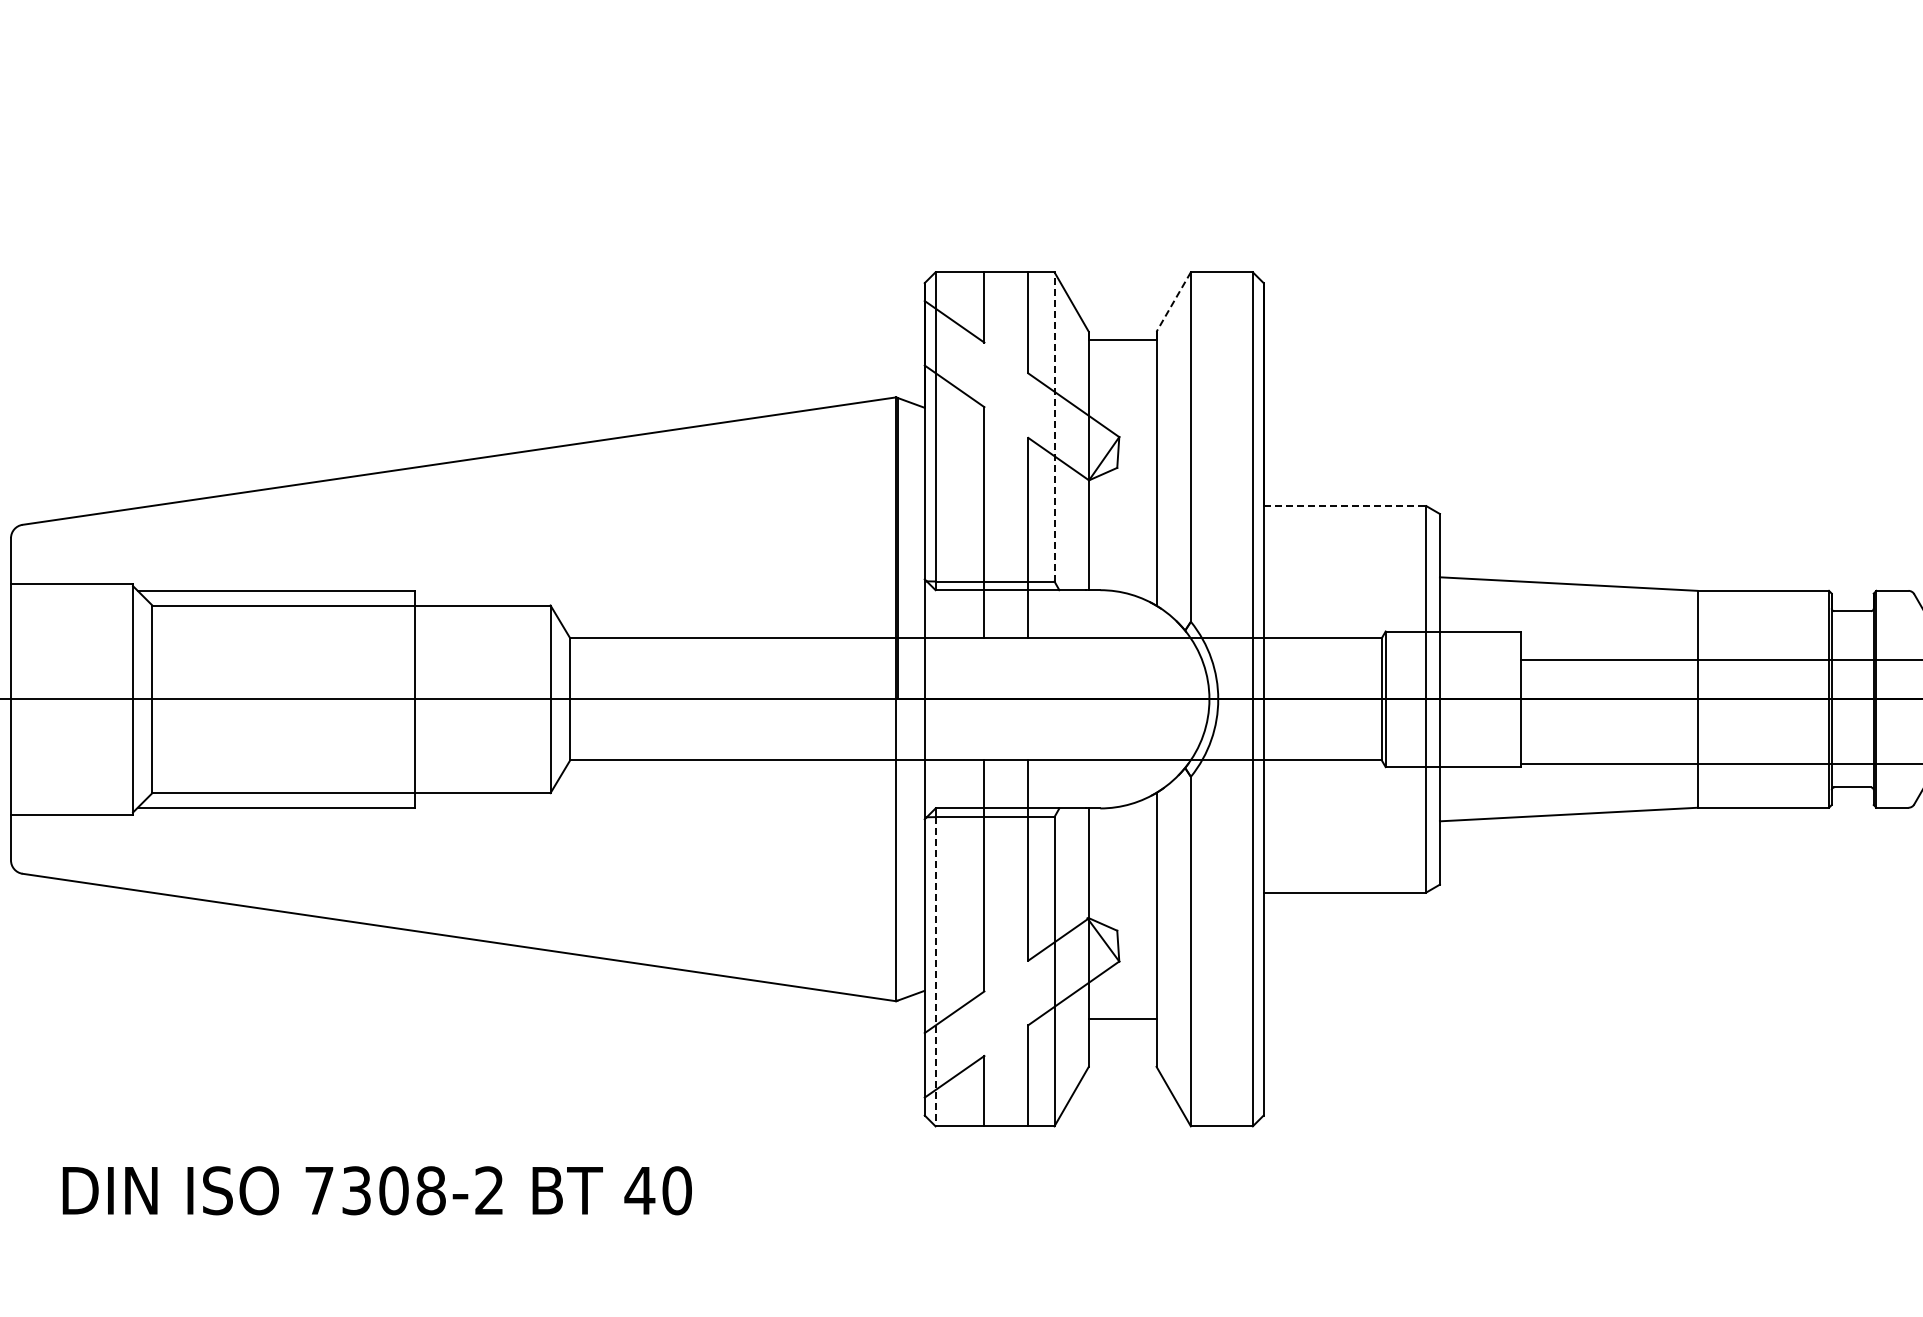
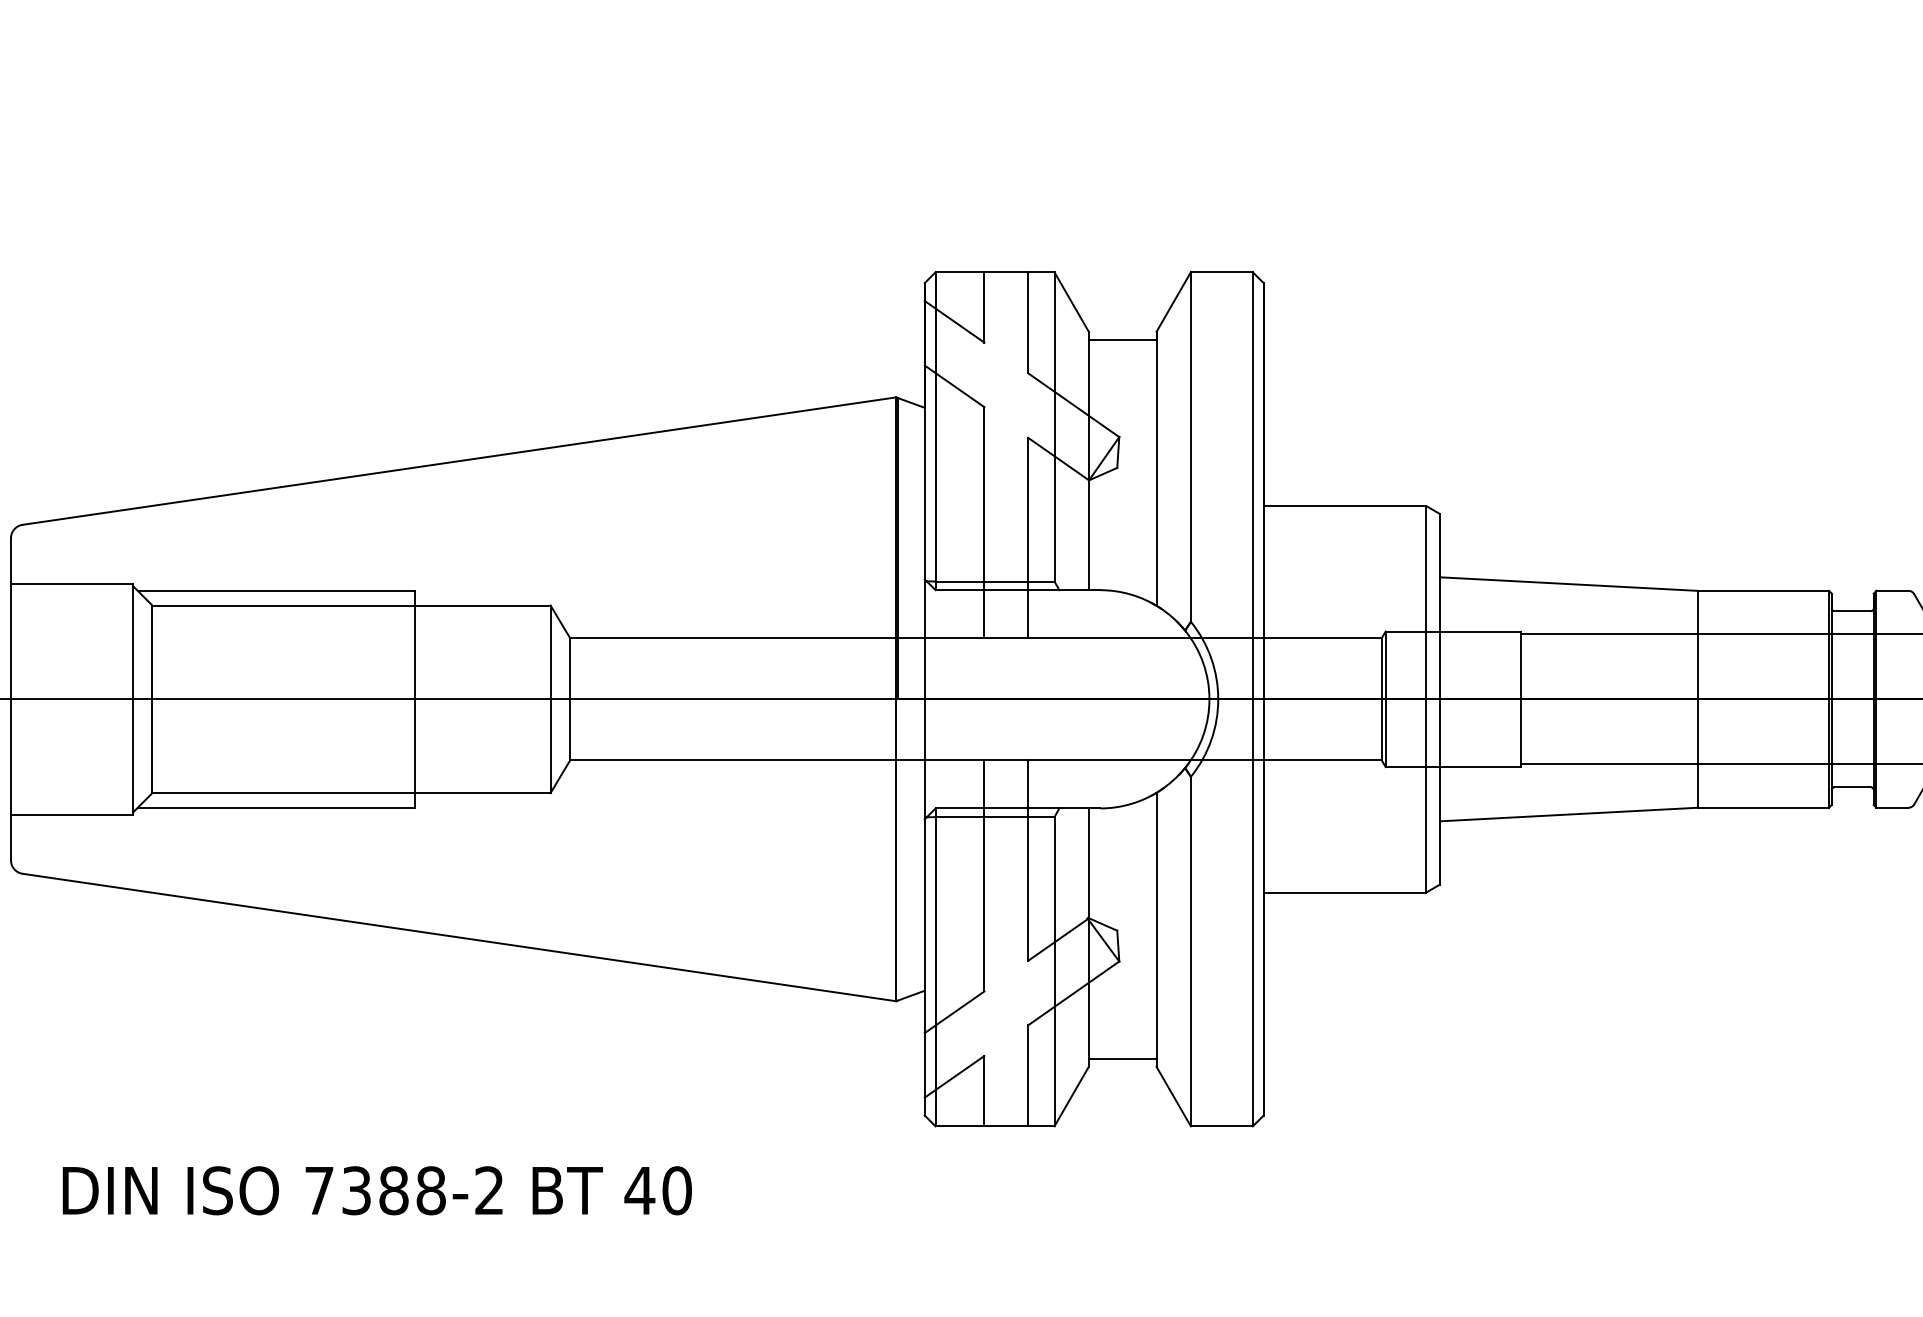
line: dashed -> solid (1173, 302)
line: dashed -> solid (1054, 426)
line: dashed -> solid (1345, 506)
line position: (1720, 660) -> (1720, 634) (1720, 634)
line: dashed -> solid (935, 971)
line position: (1122, 1018) -> (1122, 1058) (1122, 1058)
text: 7308-2 -> 7388-2 (393, 1190)
